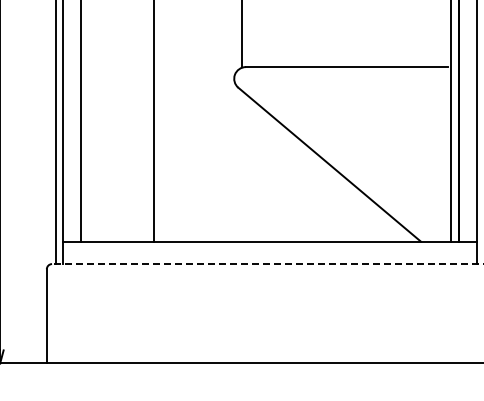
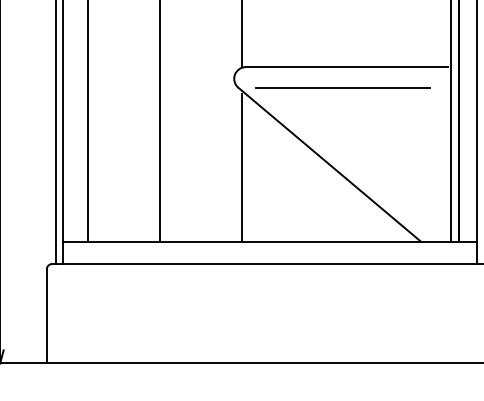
line: none -> present (342, 87)
line position: (80, 121) -> (87, 121) (87, 121)
line position: (153, 121) -> (159, 121) (159, 121)
line: none -> present (241, 167)
line: dashed -> solid (267, 264)
